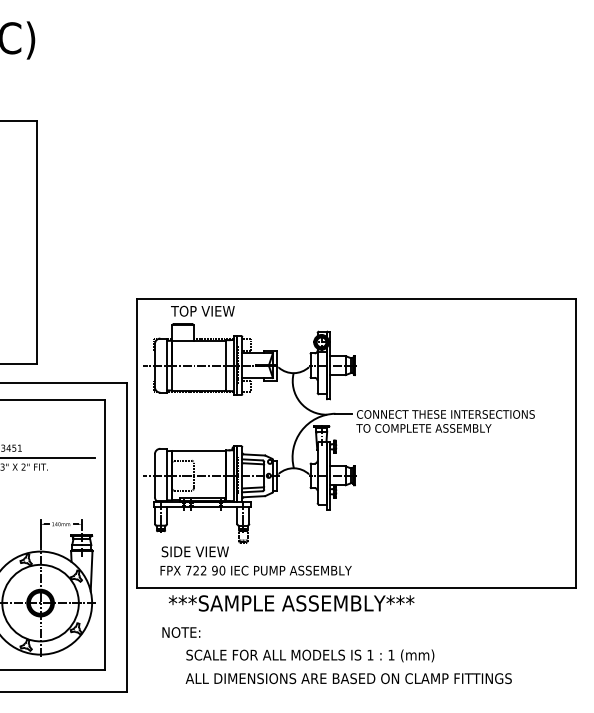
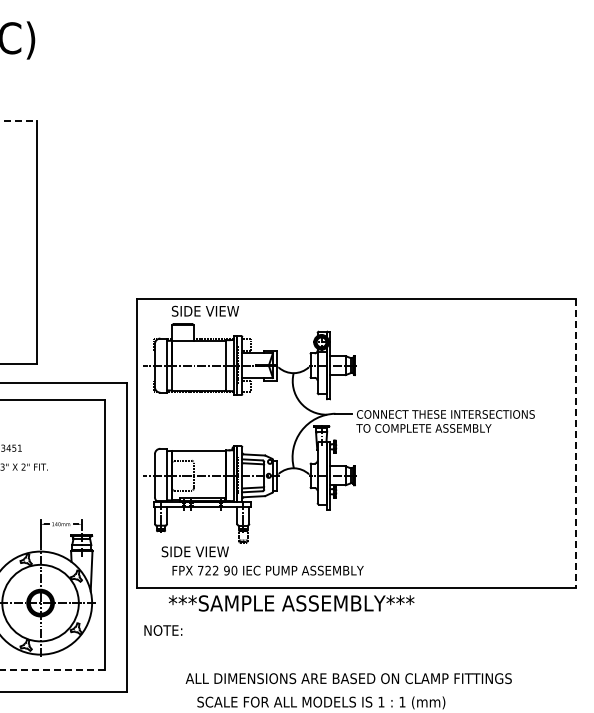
line: solid -> dashed (19, 120)
text: TOP VIEW -> SIDE VIEW (204, 310)
line: solid -> dashed (575, 443)
line: present -> none (48, 458)
text position: (255, 570) -> (267, 570) (267, 570)
text position: (181, 632) -> (163, 630) (163, 630)
text position: (310, 655) -> (321, 702) (321, 702)
line: solid -> dashed (51, 669)
